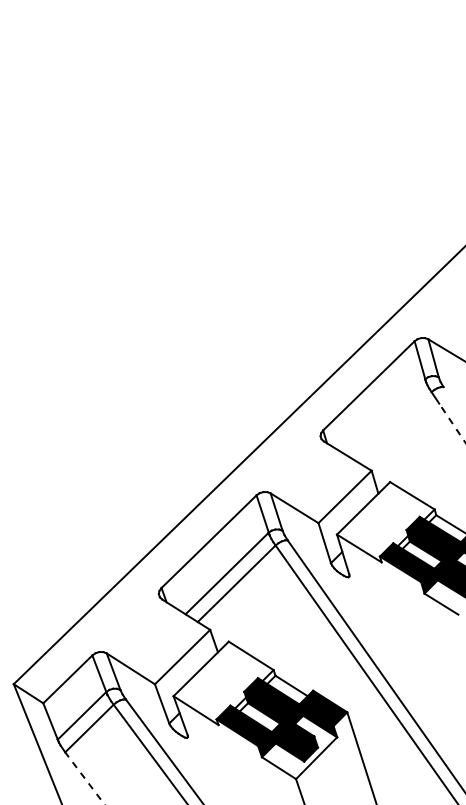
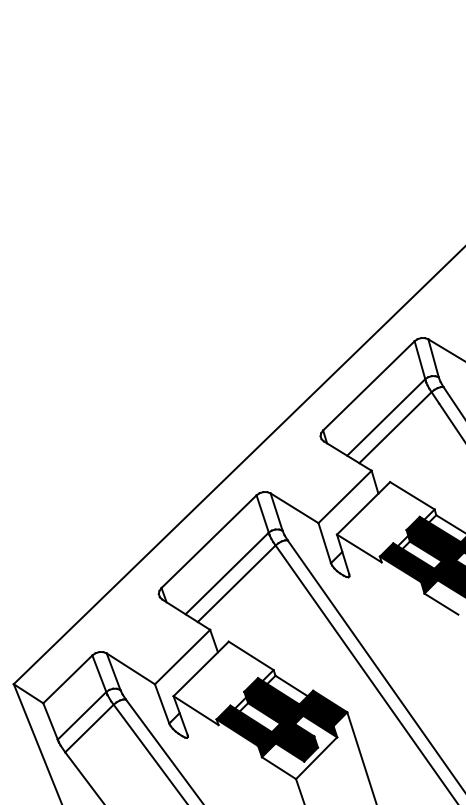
line: none -> present (452, 401)
line: none -> present (386, 417)
line: dashed -> solid (452, 423)
line: none -> present (395, 427)
line: dashed -> solid (85, 778)
